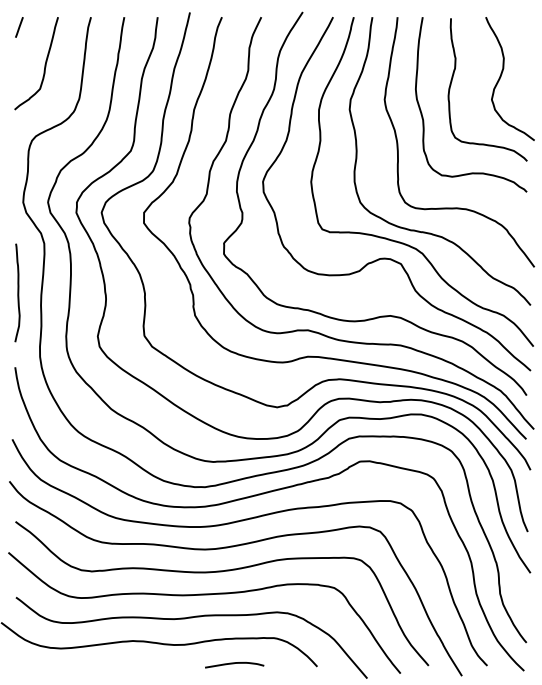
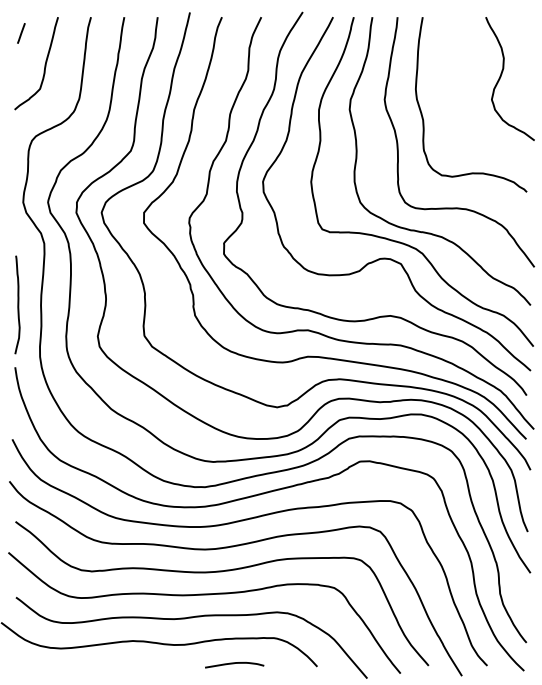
line position: (19, 27) -> (21, 33) (21, 33)
curve: present -> none (452, 81)
curve position: (17, 292) -> (17, 304) (17, 304)
